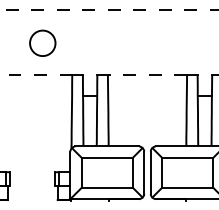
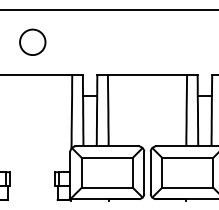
line: dashed -> solid (110, 9)
circle position: (42, 42) -> (32, 41) (32, 41)
line: dashed -> solid (35, 75)
line: dashed -> solid (147, 75)
